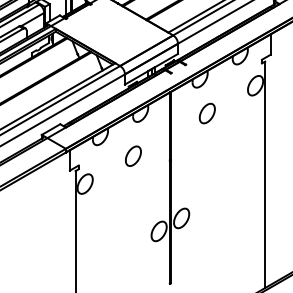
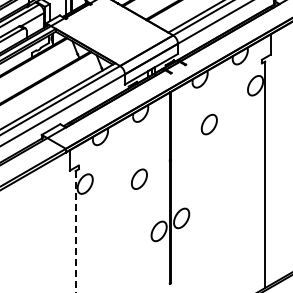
part position: (206, 113) -> (208, 124) (208, 124)
part position: (133, 155) -> (139, 178) (139, 178)
line: solid -> dashed (75, 231)
